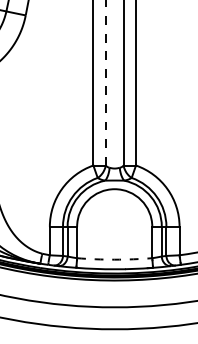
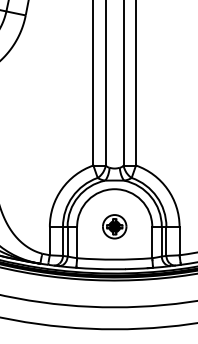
line: dashed -> solid (105, 82)
part: none -> present (114, 226)
arc: dashed -> solid (114, 259)
